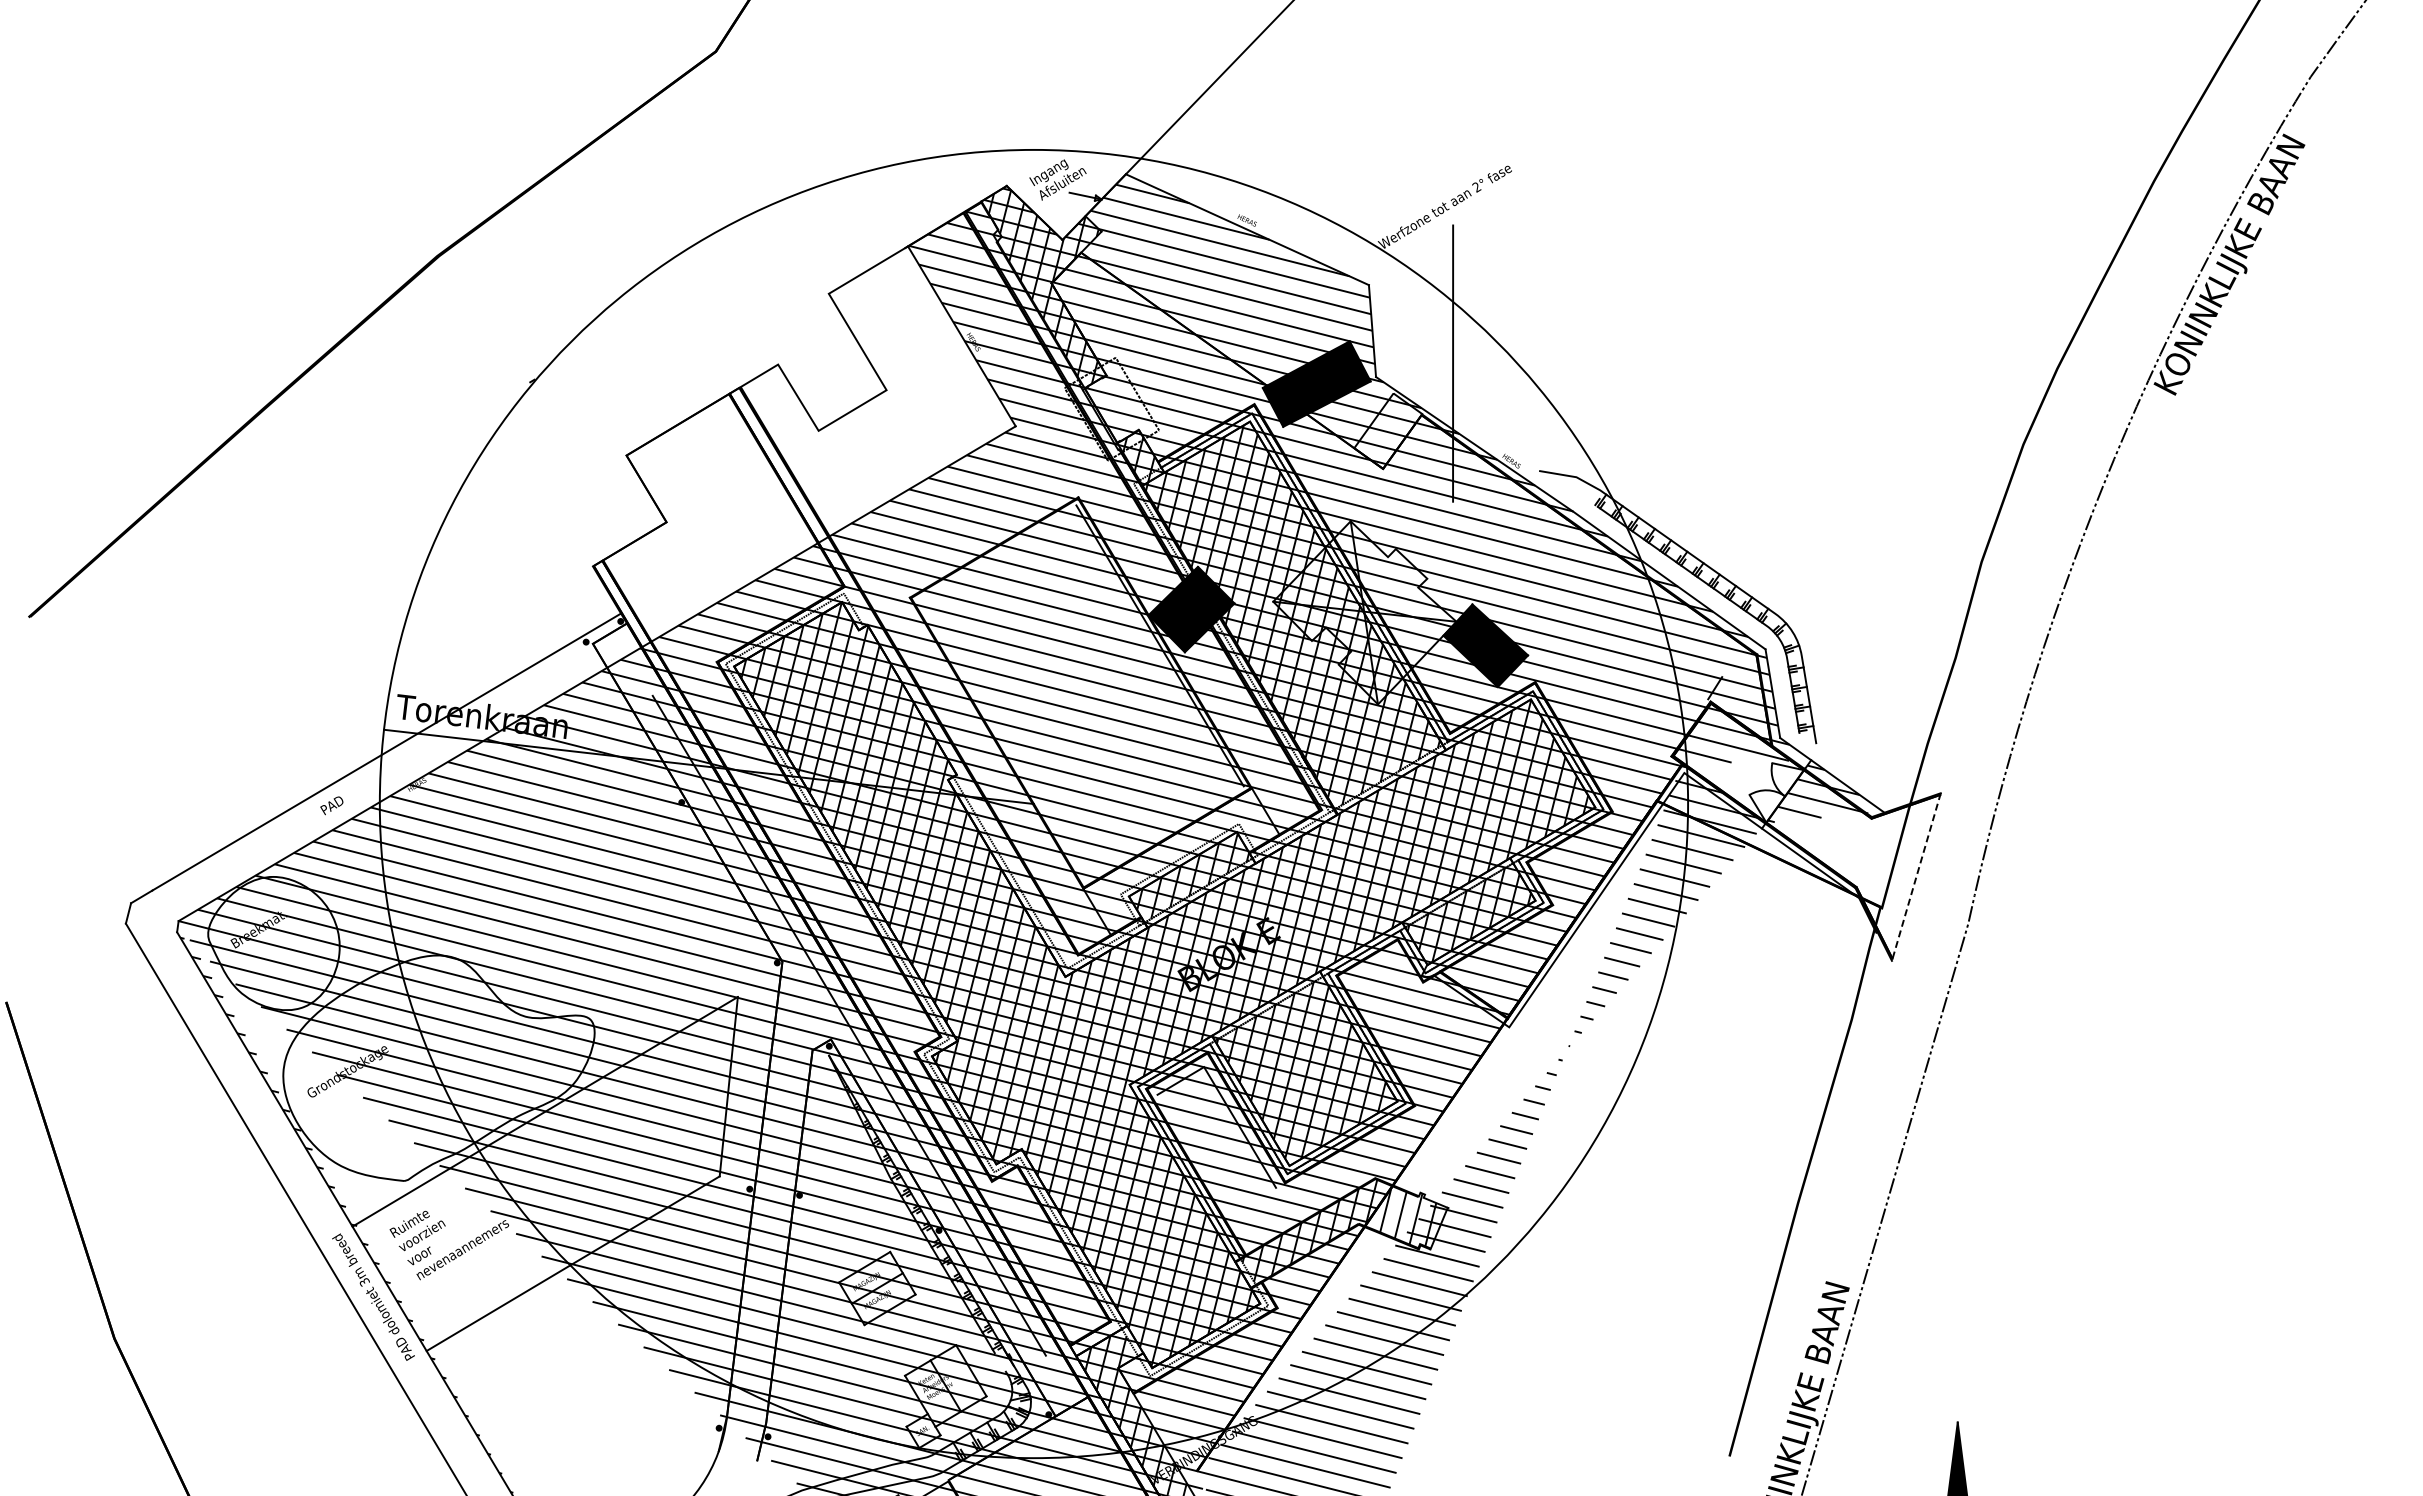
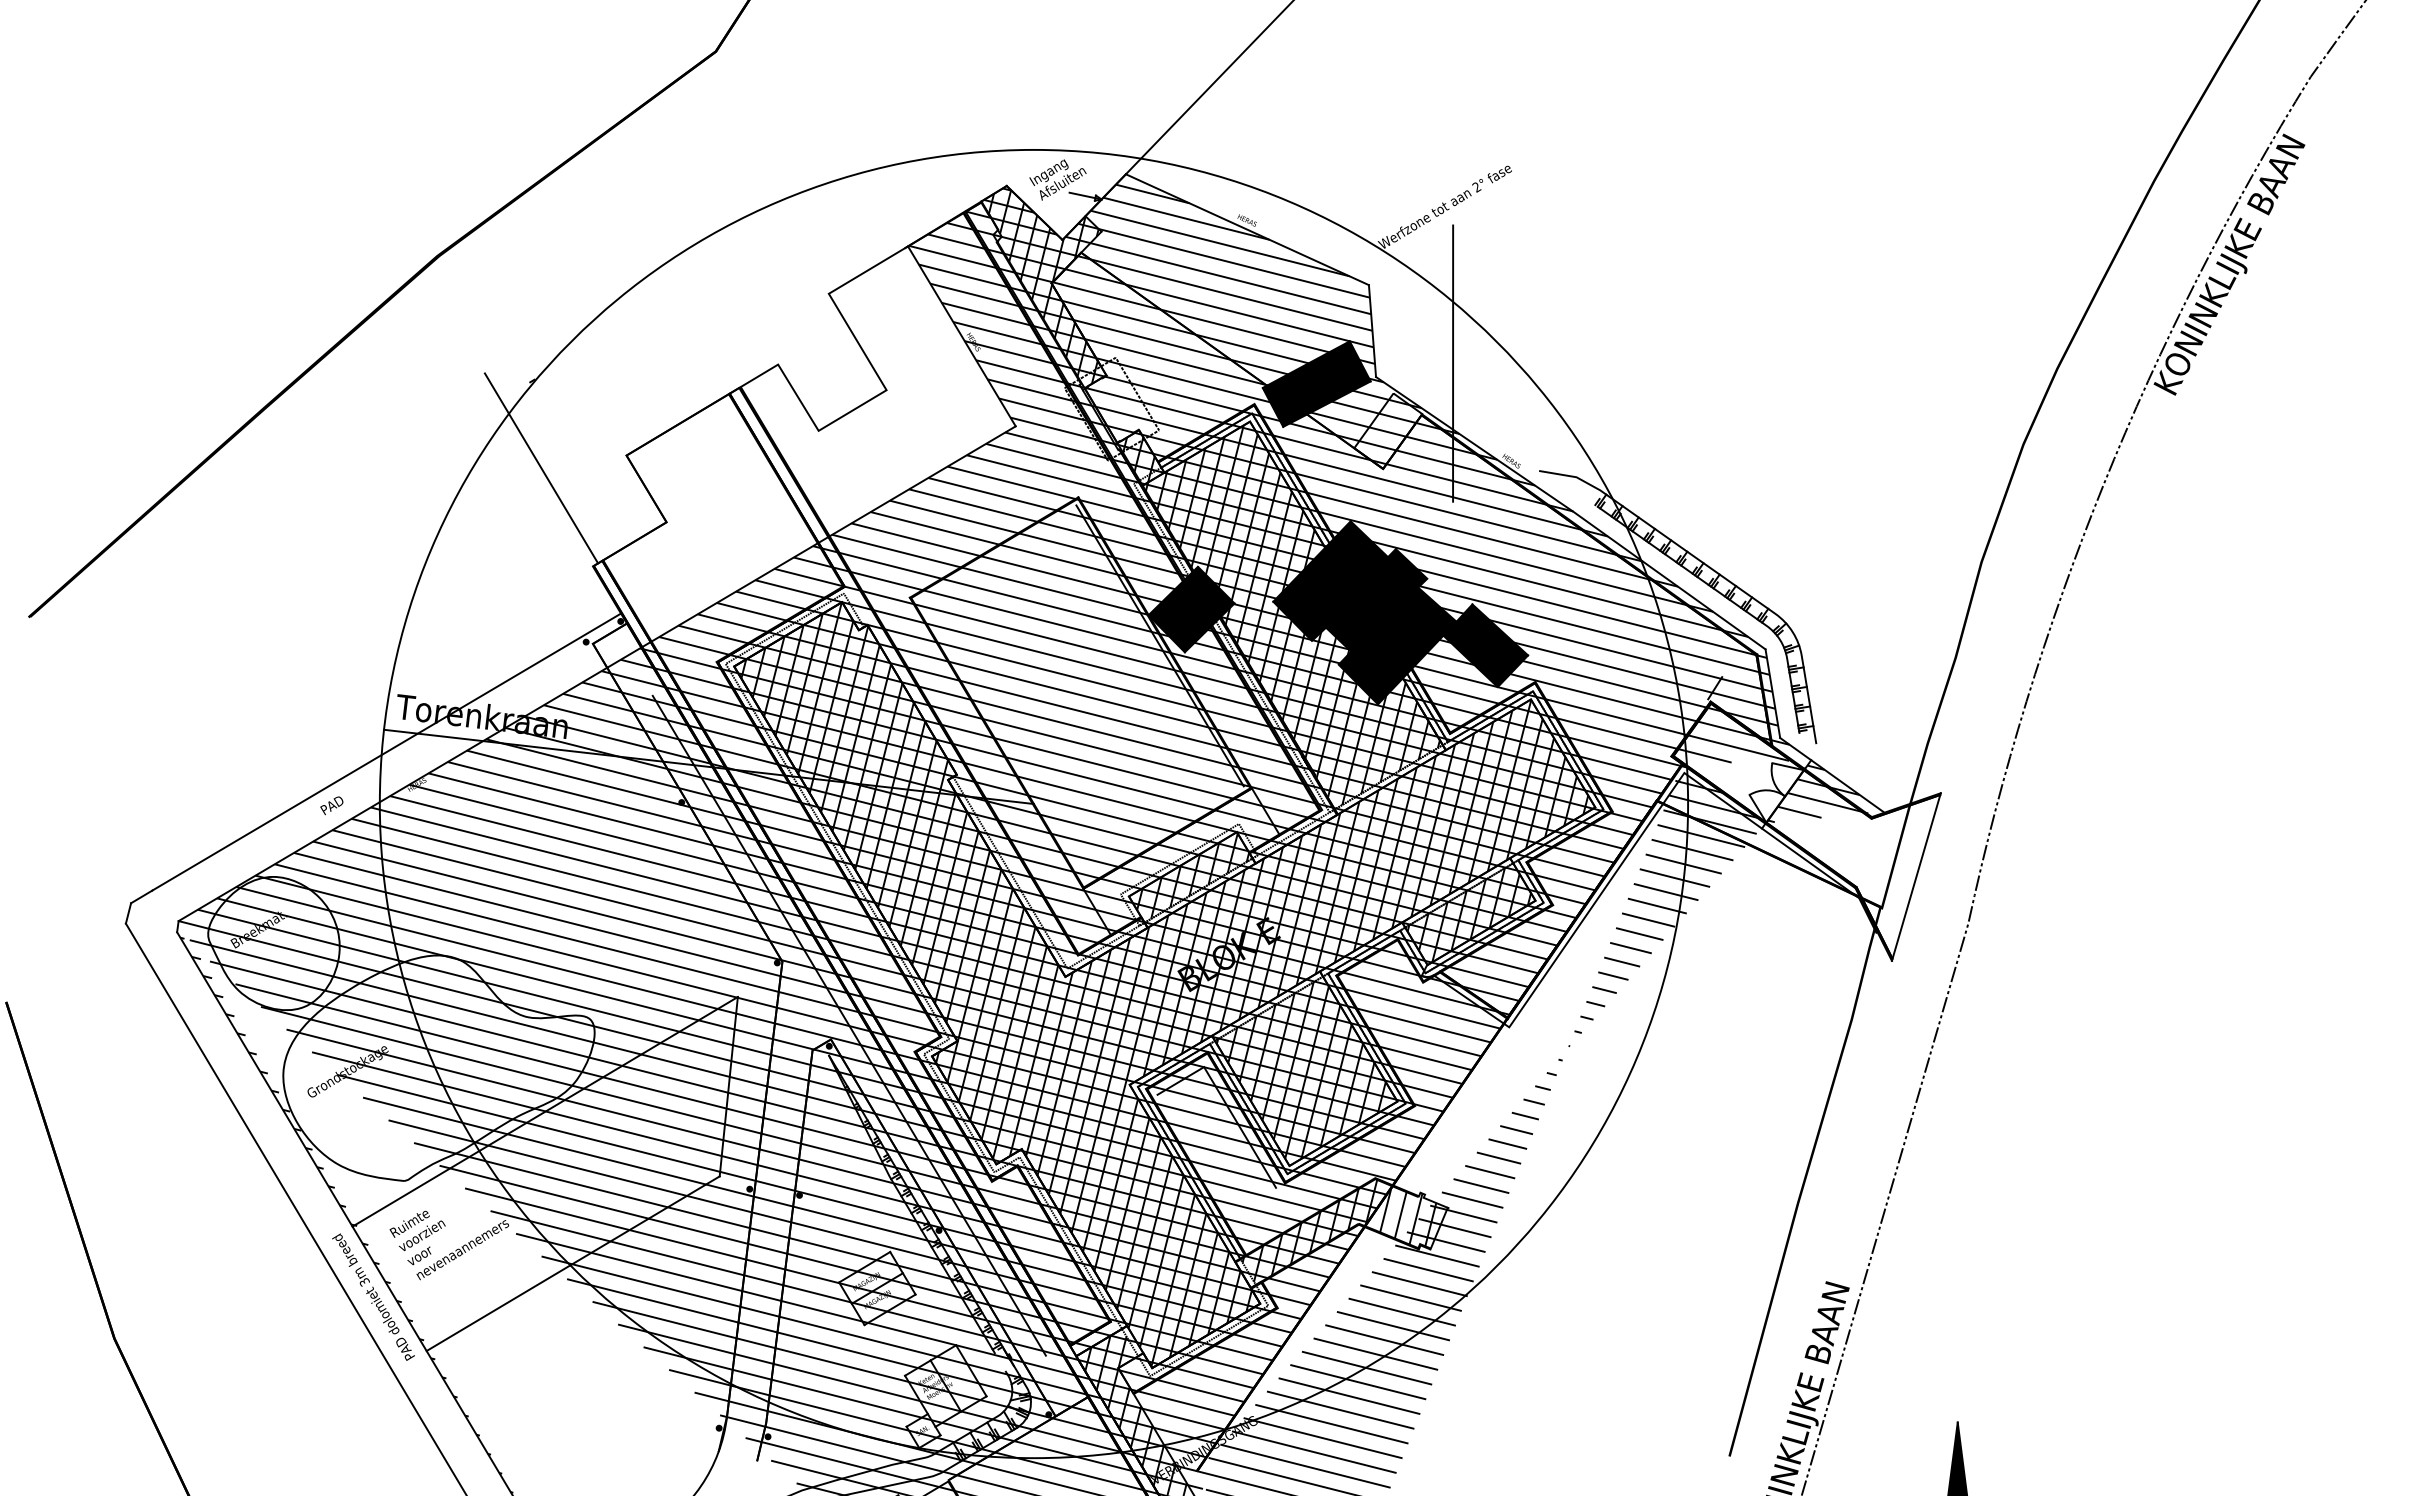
line: none -> present (541, 468)
fill: none -> present (1364, 612)
line: dashed -> solid (1916, 877)
